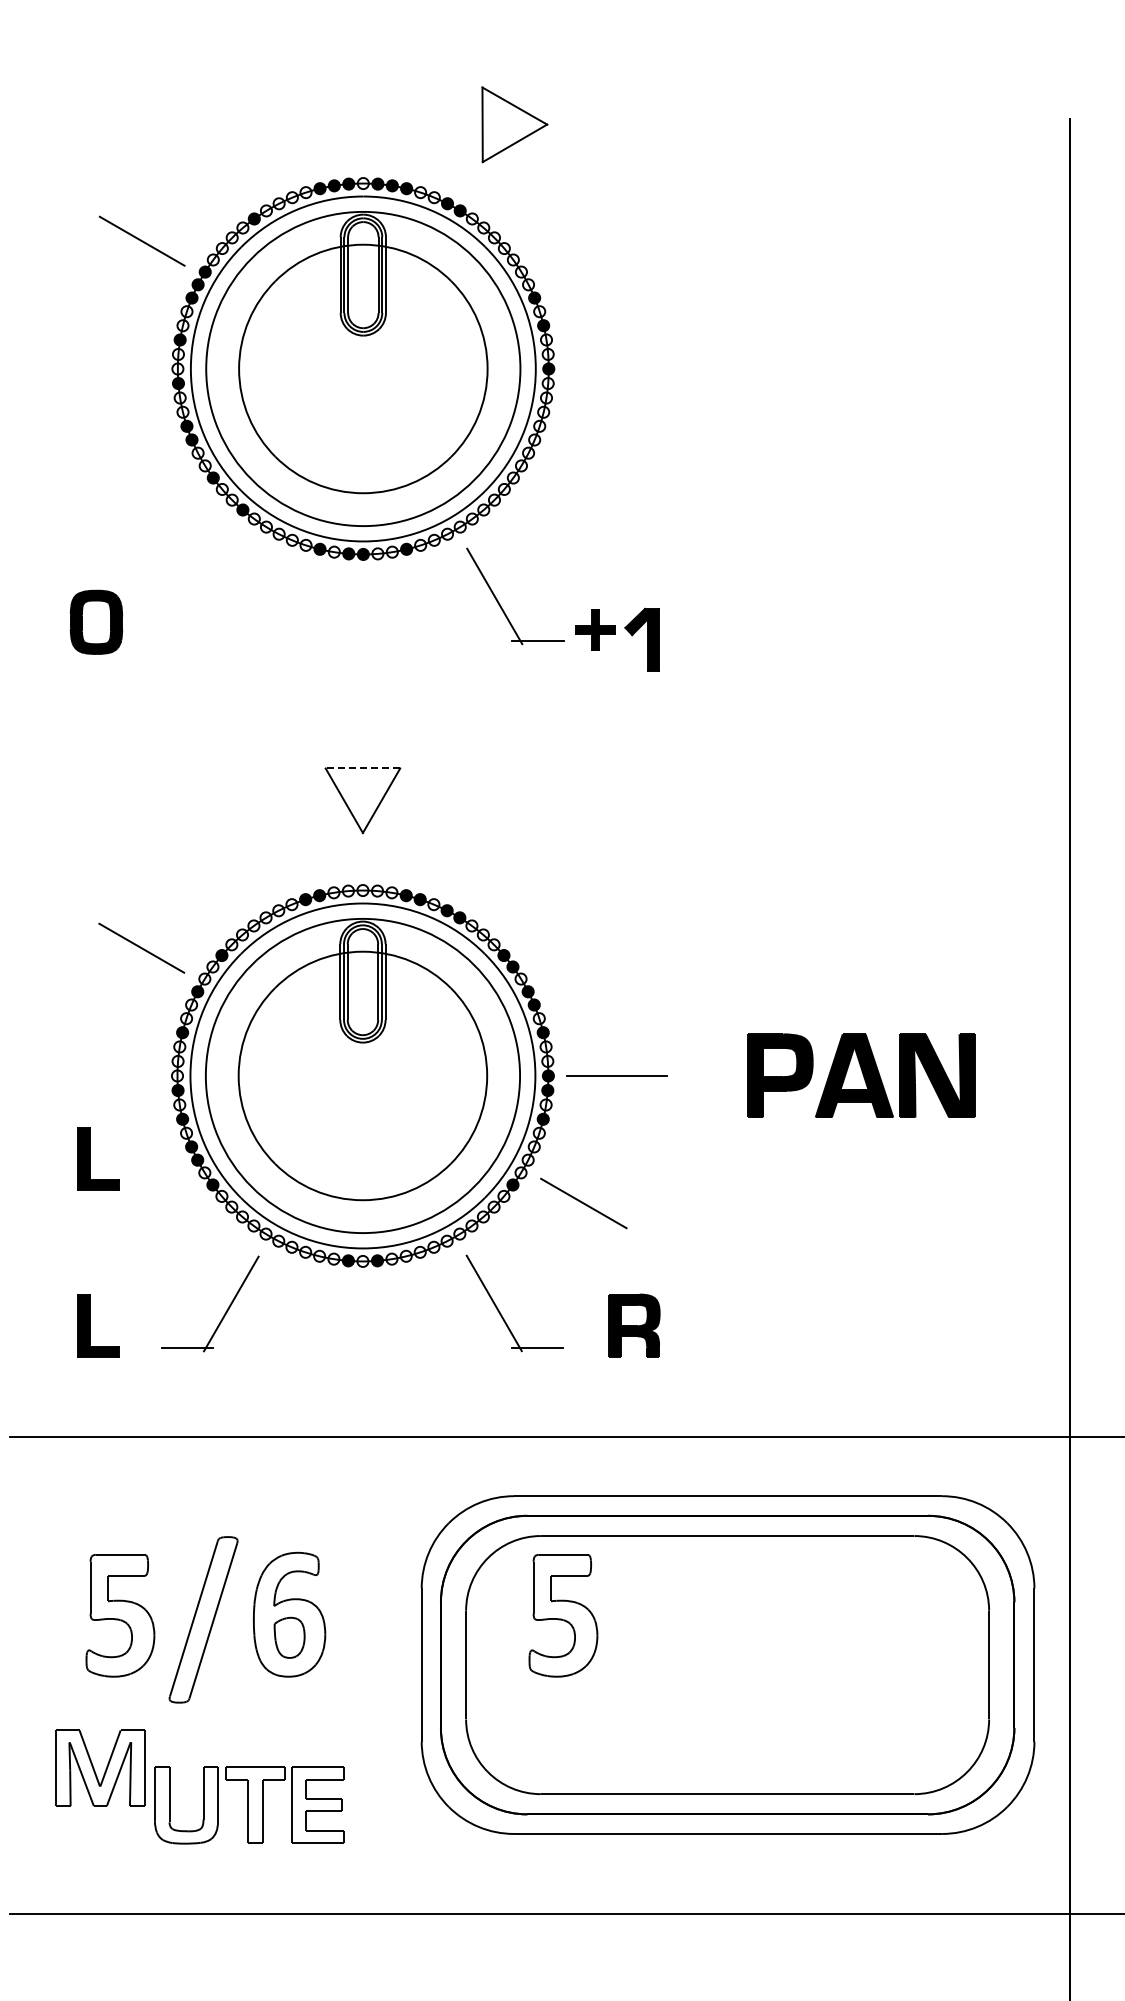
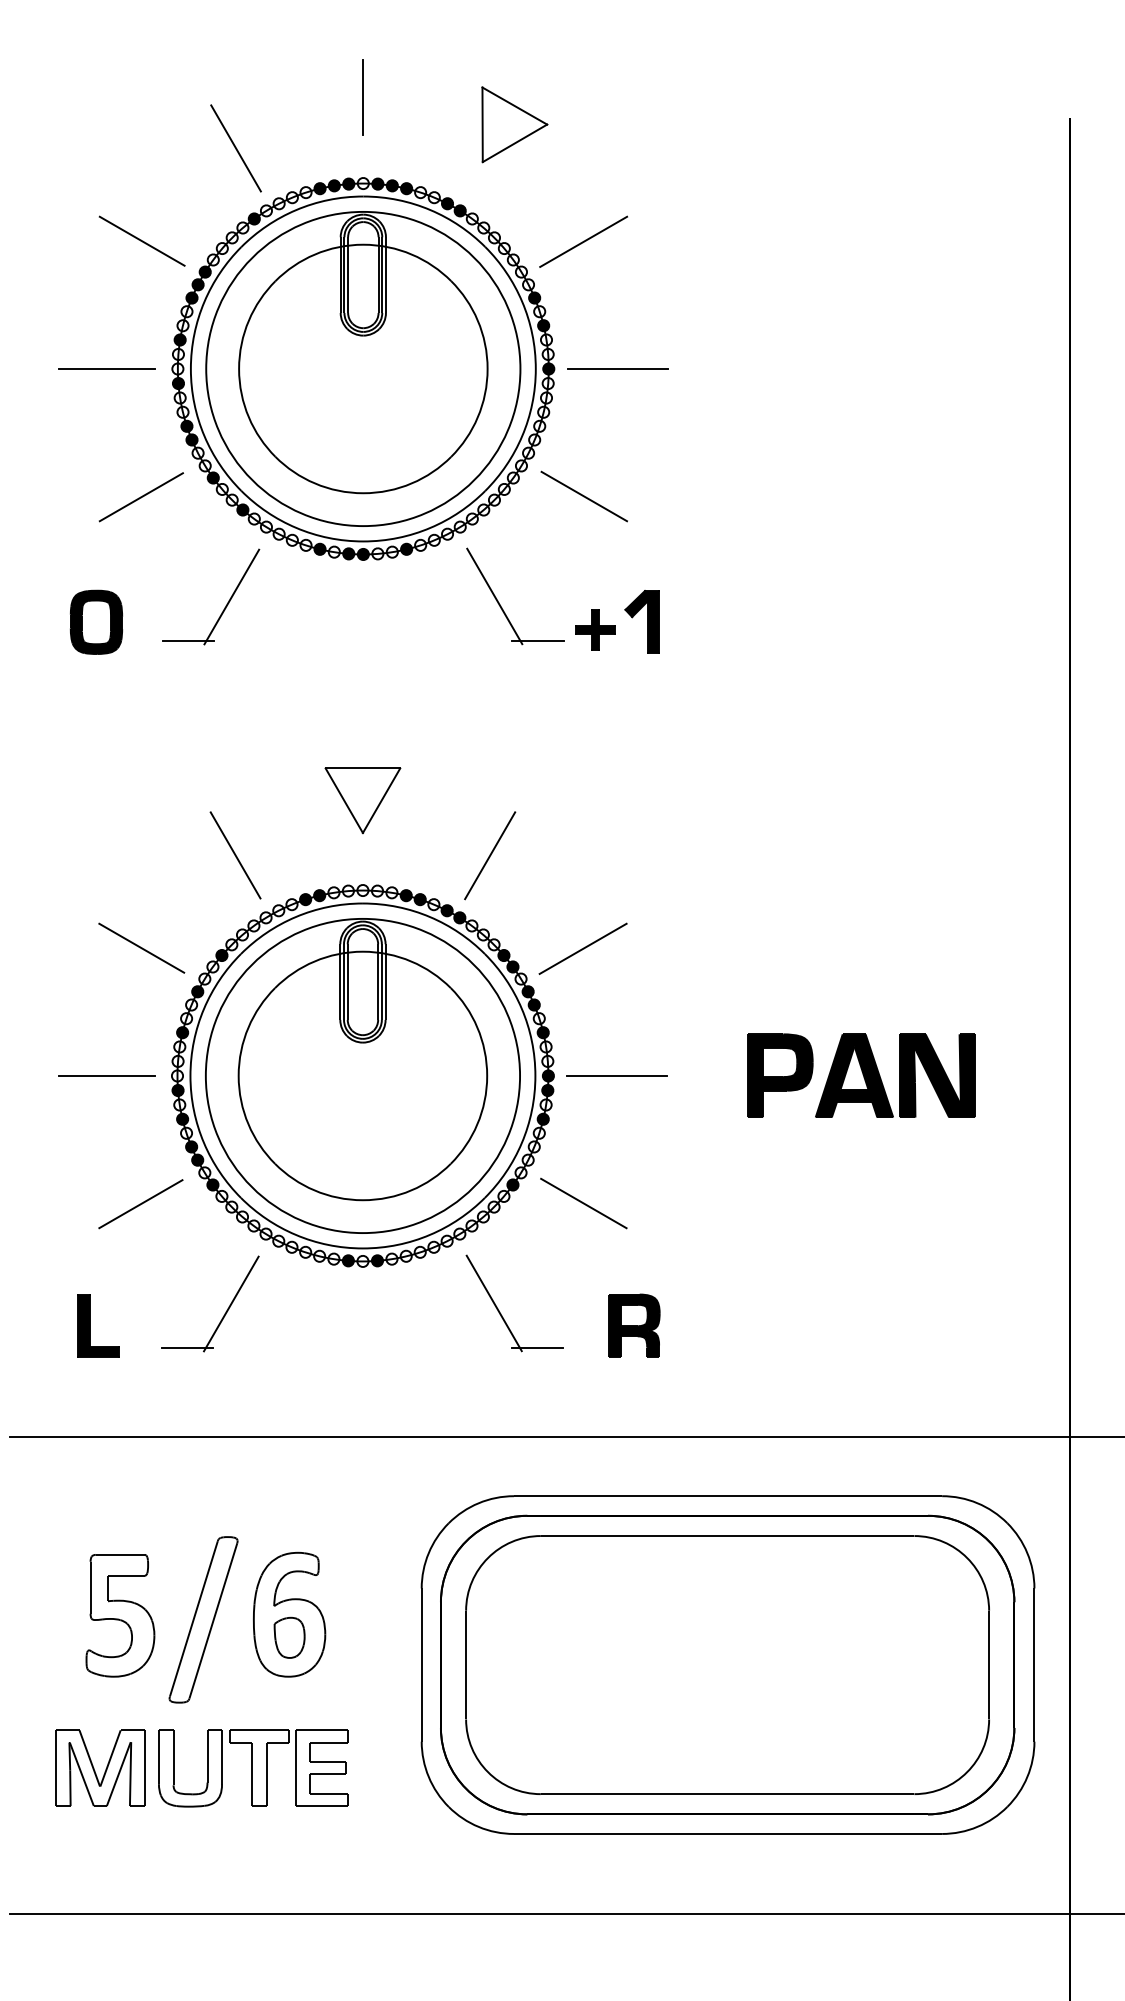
line: none -> present (363, 97)
line: none -> present (235, 148)
line: none -> present (583, 241)
line: none -> present (617, 368)
line: none -> present (107, 369)
line: none -> present (584, 496)
line: none -> present (140, 497)
part: none -> present (225, 605)
part position: (641, 639) -> (641, 621) (641, 621)
line: dashed -> solid (362, 768)
line: none -> present (235, 855)
line: none -> present (490, 855)
line: none -> present (582, 948)
line: none -> present (106, 1075)
part: present -> none (90, 1158)
line: none -> present (140, 1204)
part: present -> none (563, 1615)
part position: (249, 1805) -> (253, 1768) (253, 1768)
